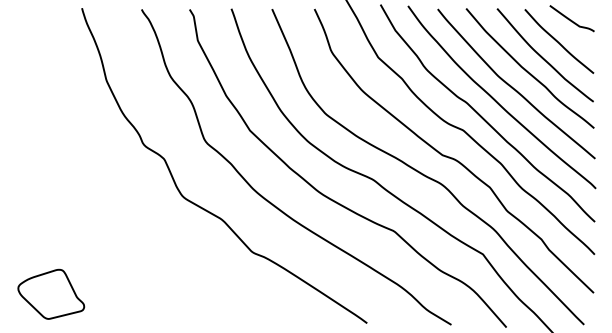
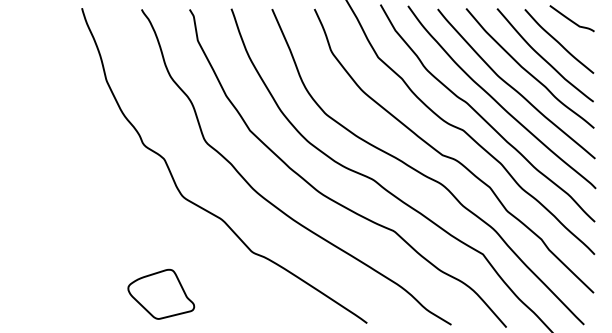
part position: (51, 293) -> (161, 293) (161, 293)
